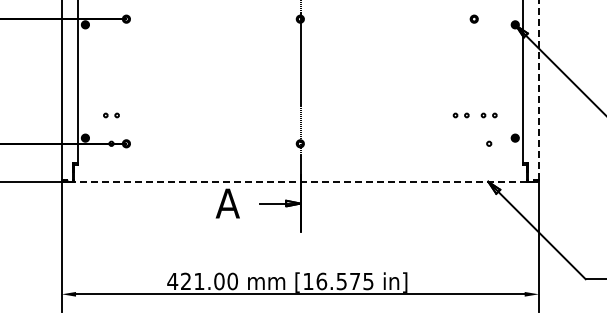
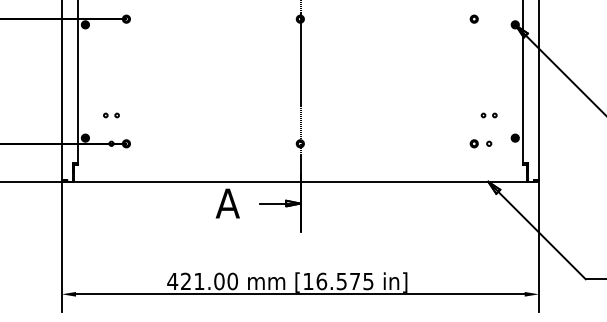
line: dashed -> solid (538, 90)
part: present -> none (460, 115)
part: none -> present (473, 143)
line: dashed -> solid (300, 181)
